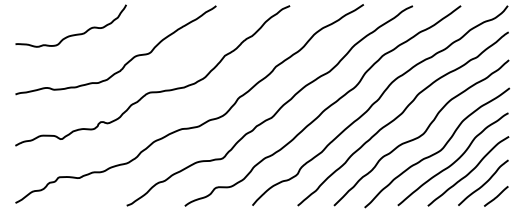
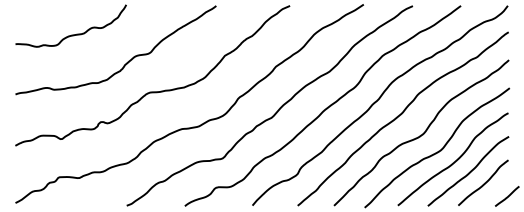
line position: (496, 196) -> (507, 196) (507, 196)
